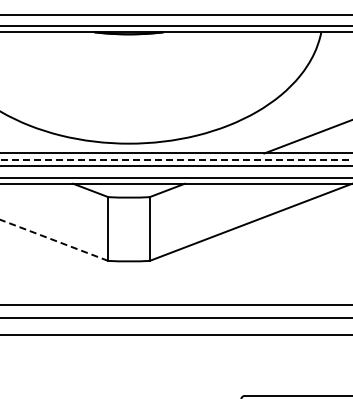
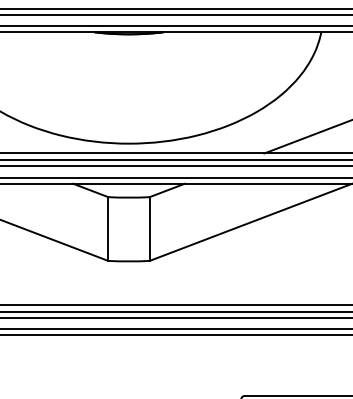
line: none -> present (175, 8)
line: dashed -> solid (176, 160)
line: dashed -> solid (54, 240)
line: none -> present (175, 311)
line: none -> present (175, 329)
